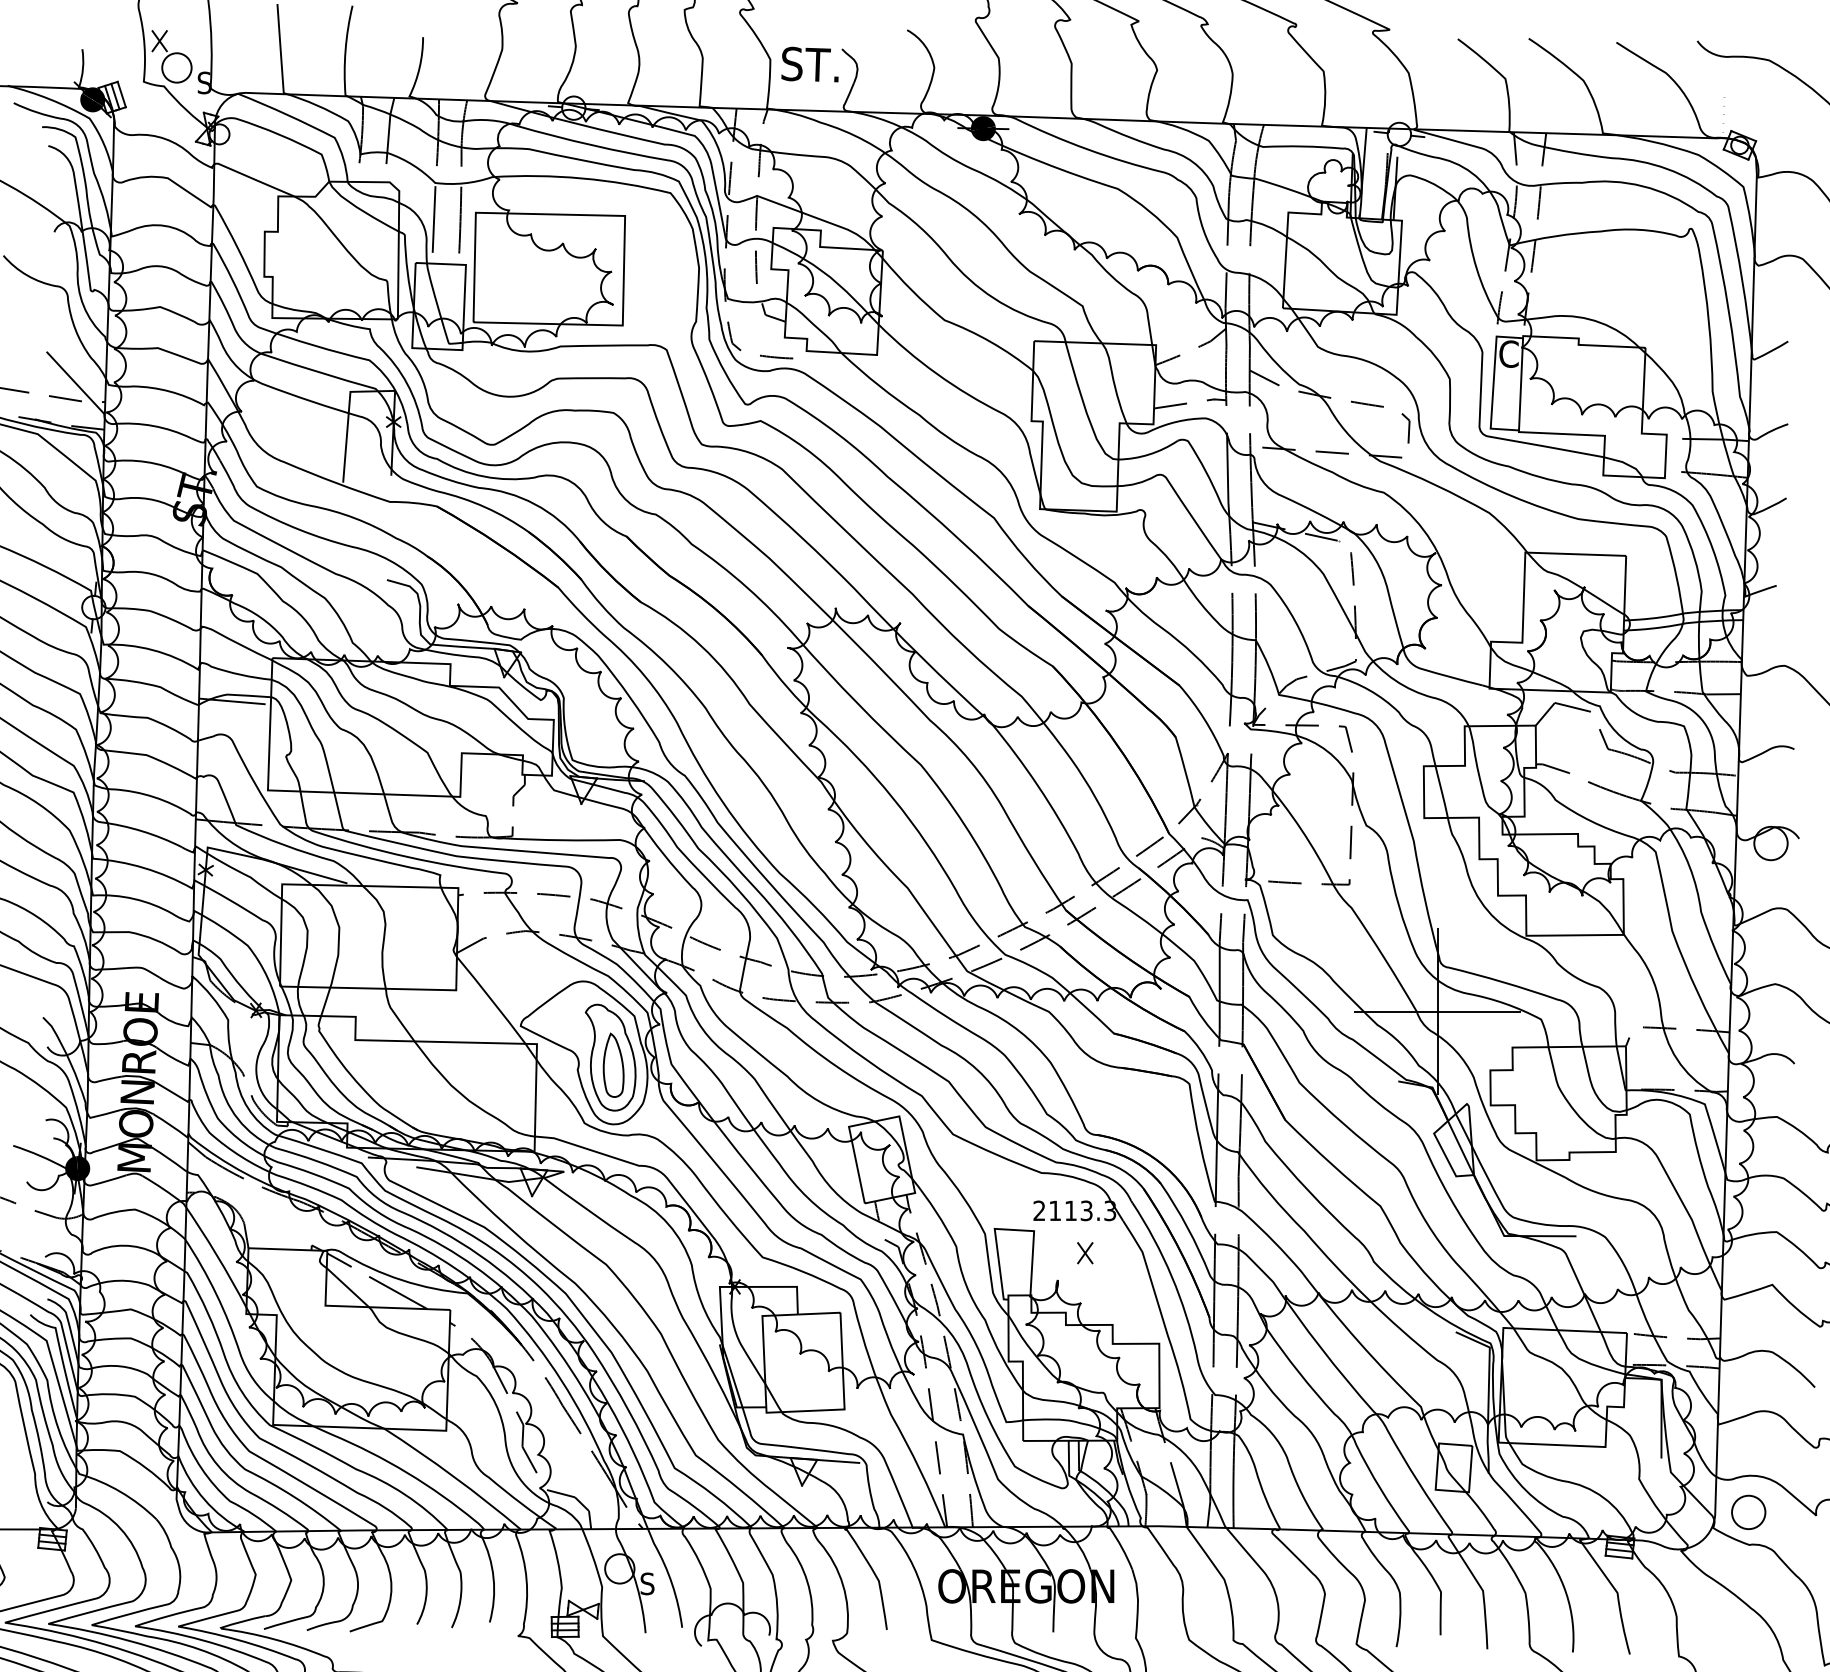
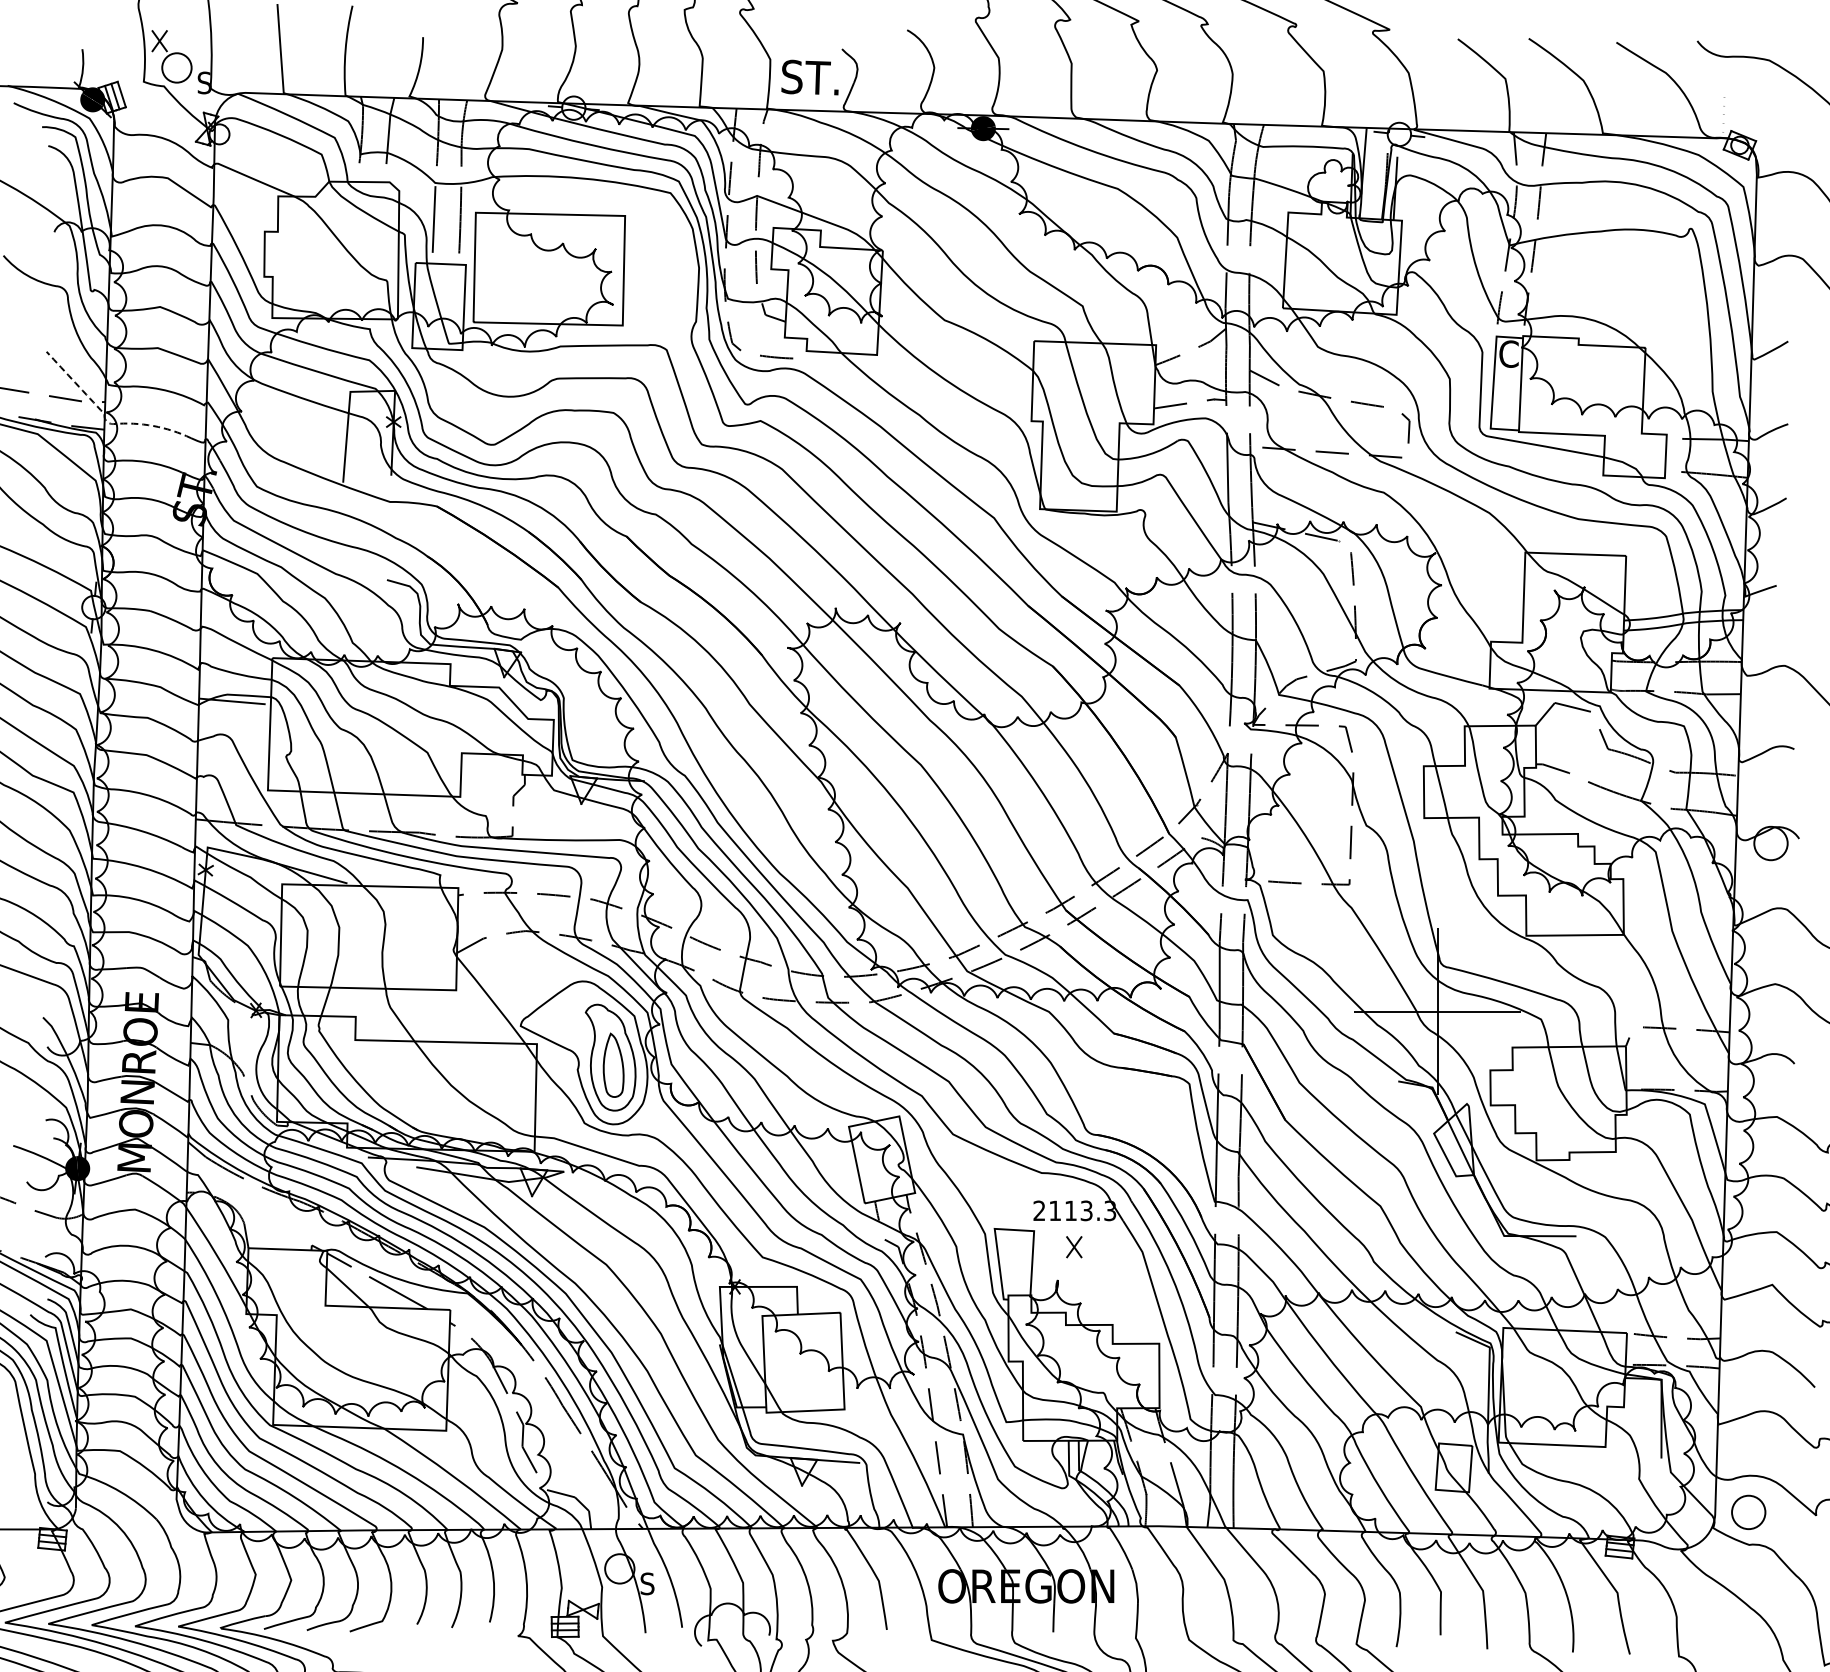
text position: (809, 64) -> (809, 77) (809, 77)
line: solid -> dashed (106, 420)
part position: (1085, 1253) -> (1074, 1247) (1074, 1247)
